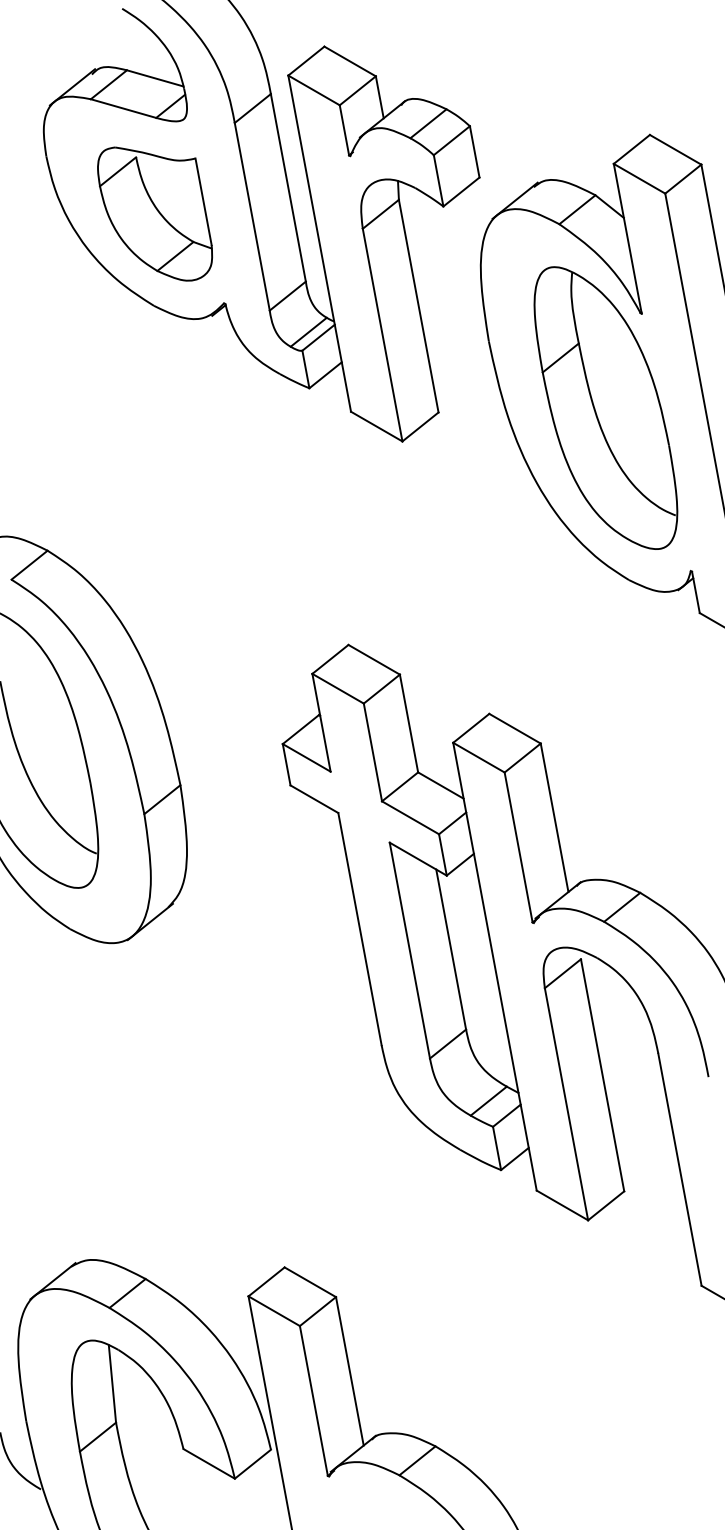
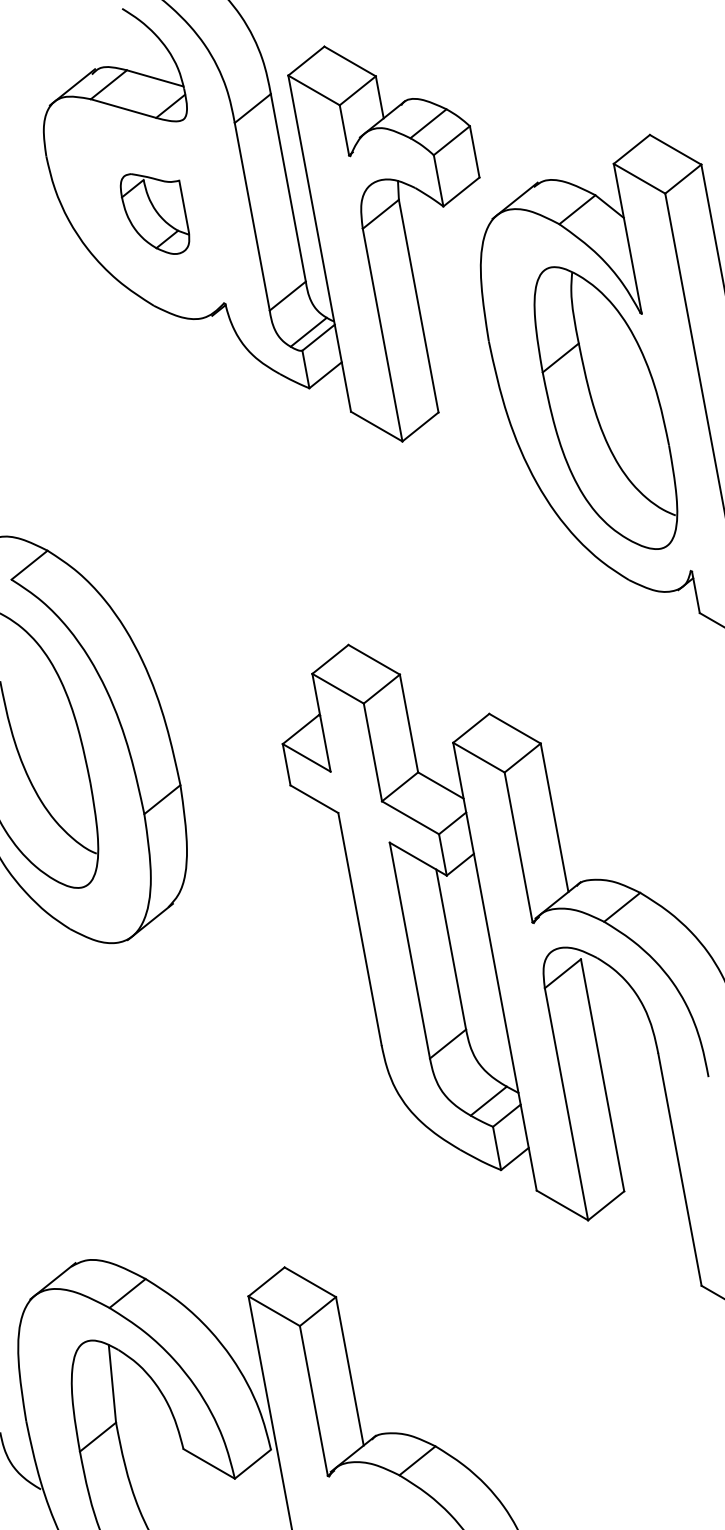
part size: 116x136 px -> 72x82 px (154, 213)
